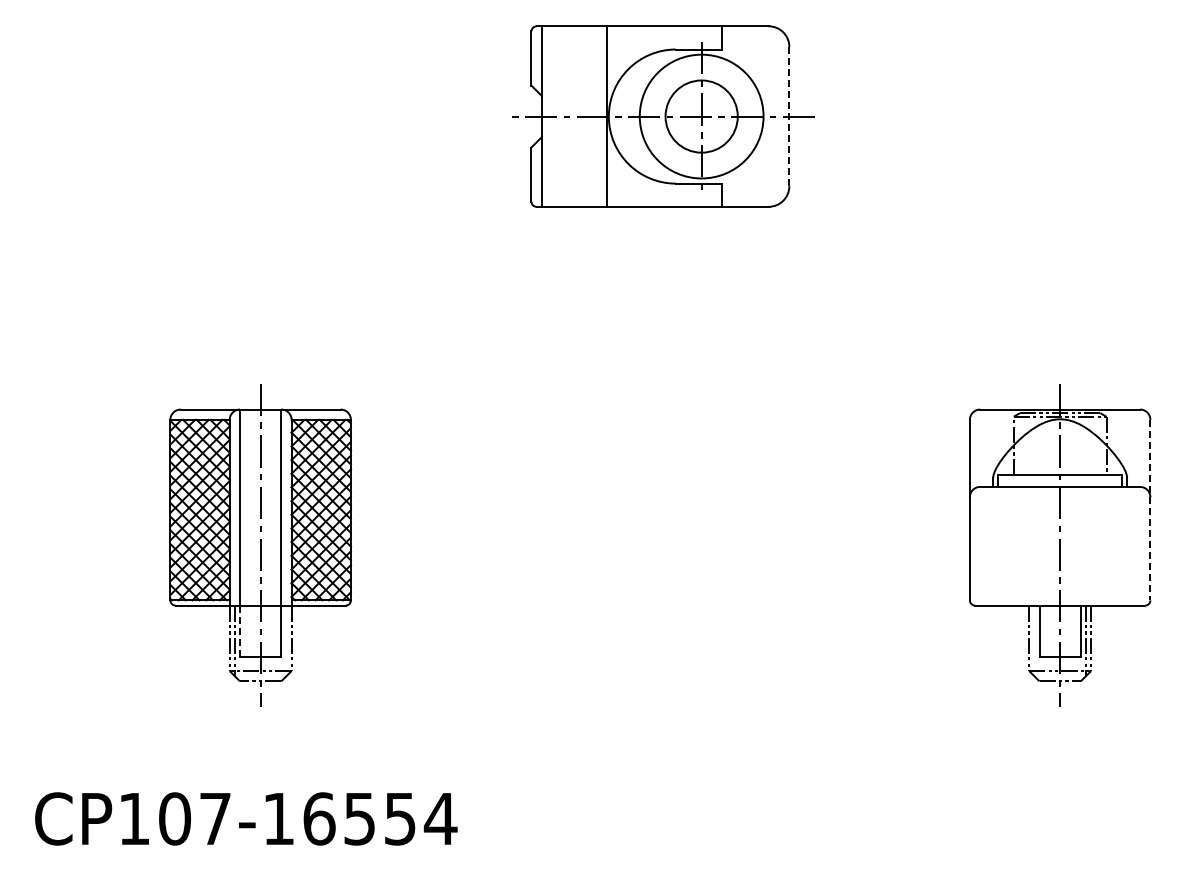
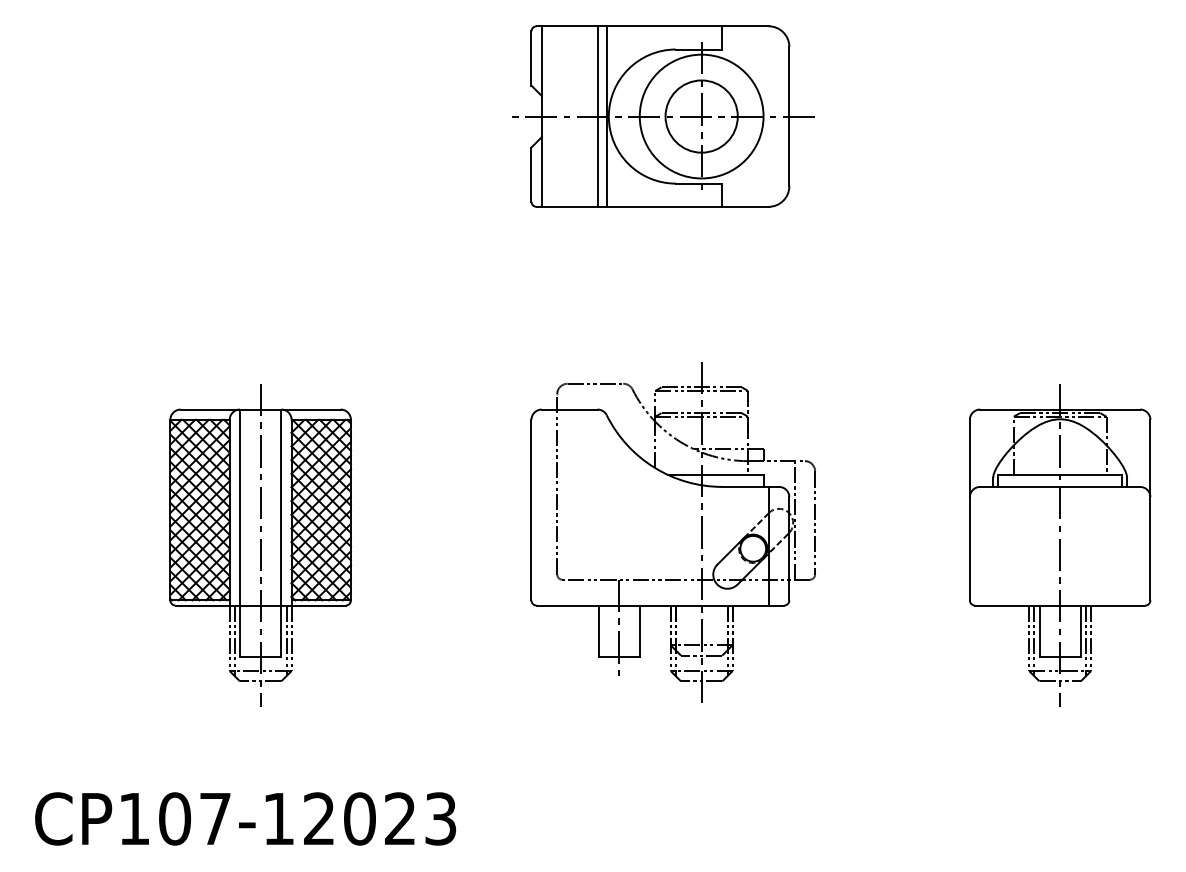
line: none -> present (597, 116)
line: dashed -> solid (789, 116)
line: dashed -> solid (1150, 510)
part: none -> present (672, 532)
line: dashed -> solid (240, 631)
line: none -> present (286, 640)
line: none -> present (1034, 640)
text: CP107-16554 -> CP107-12023 (380, 818)
